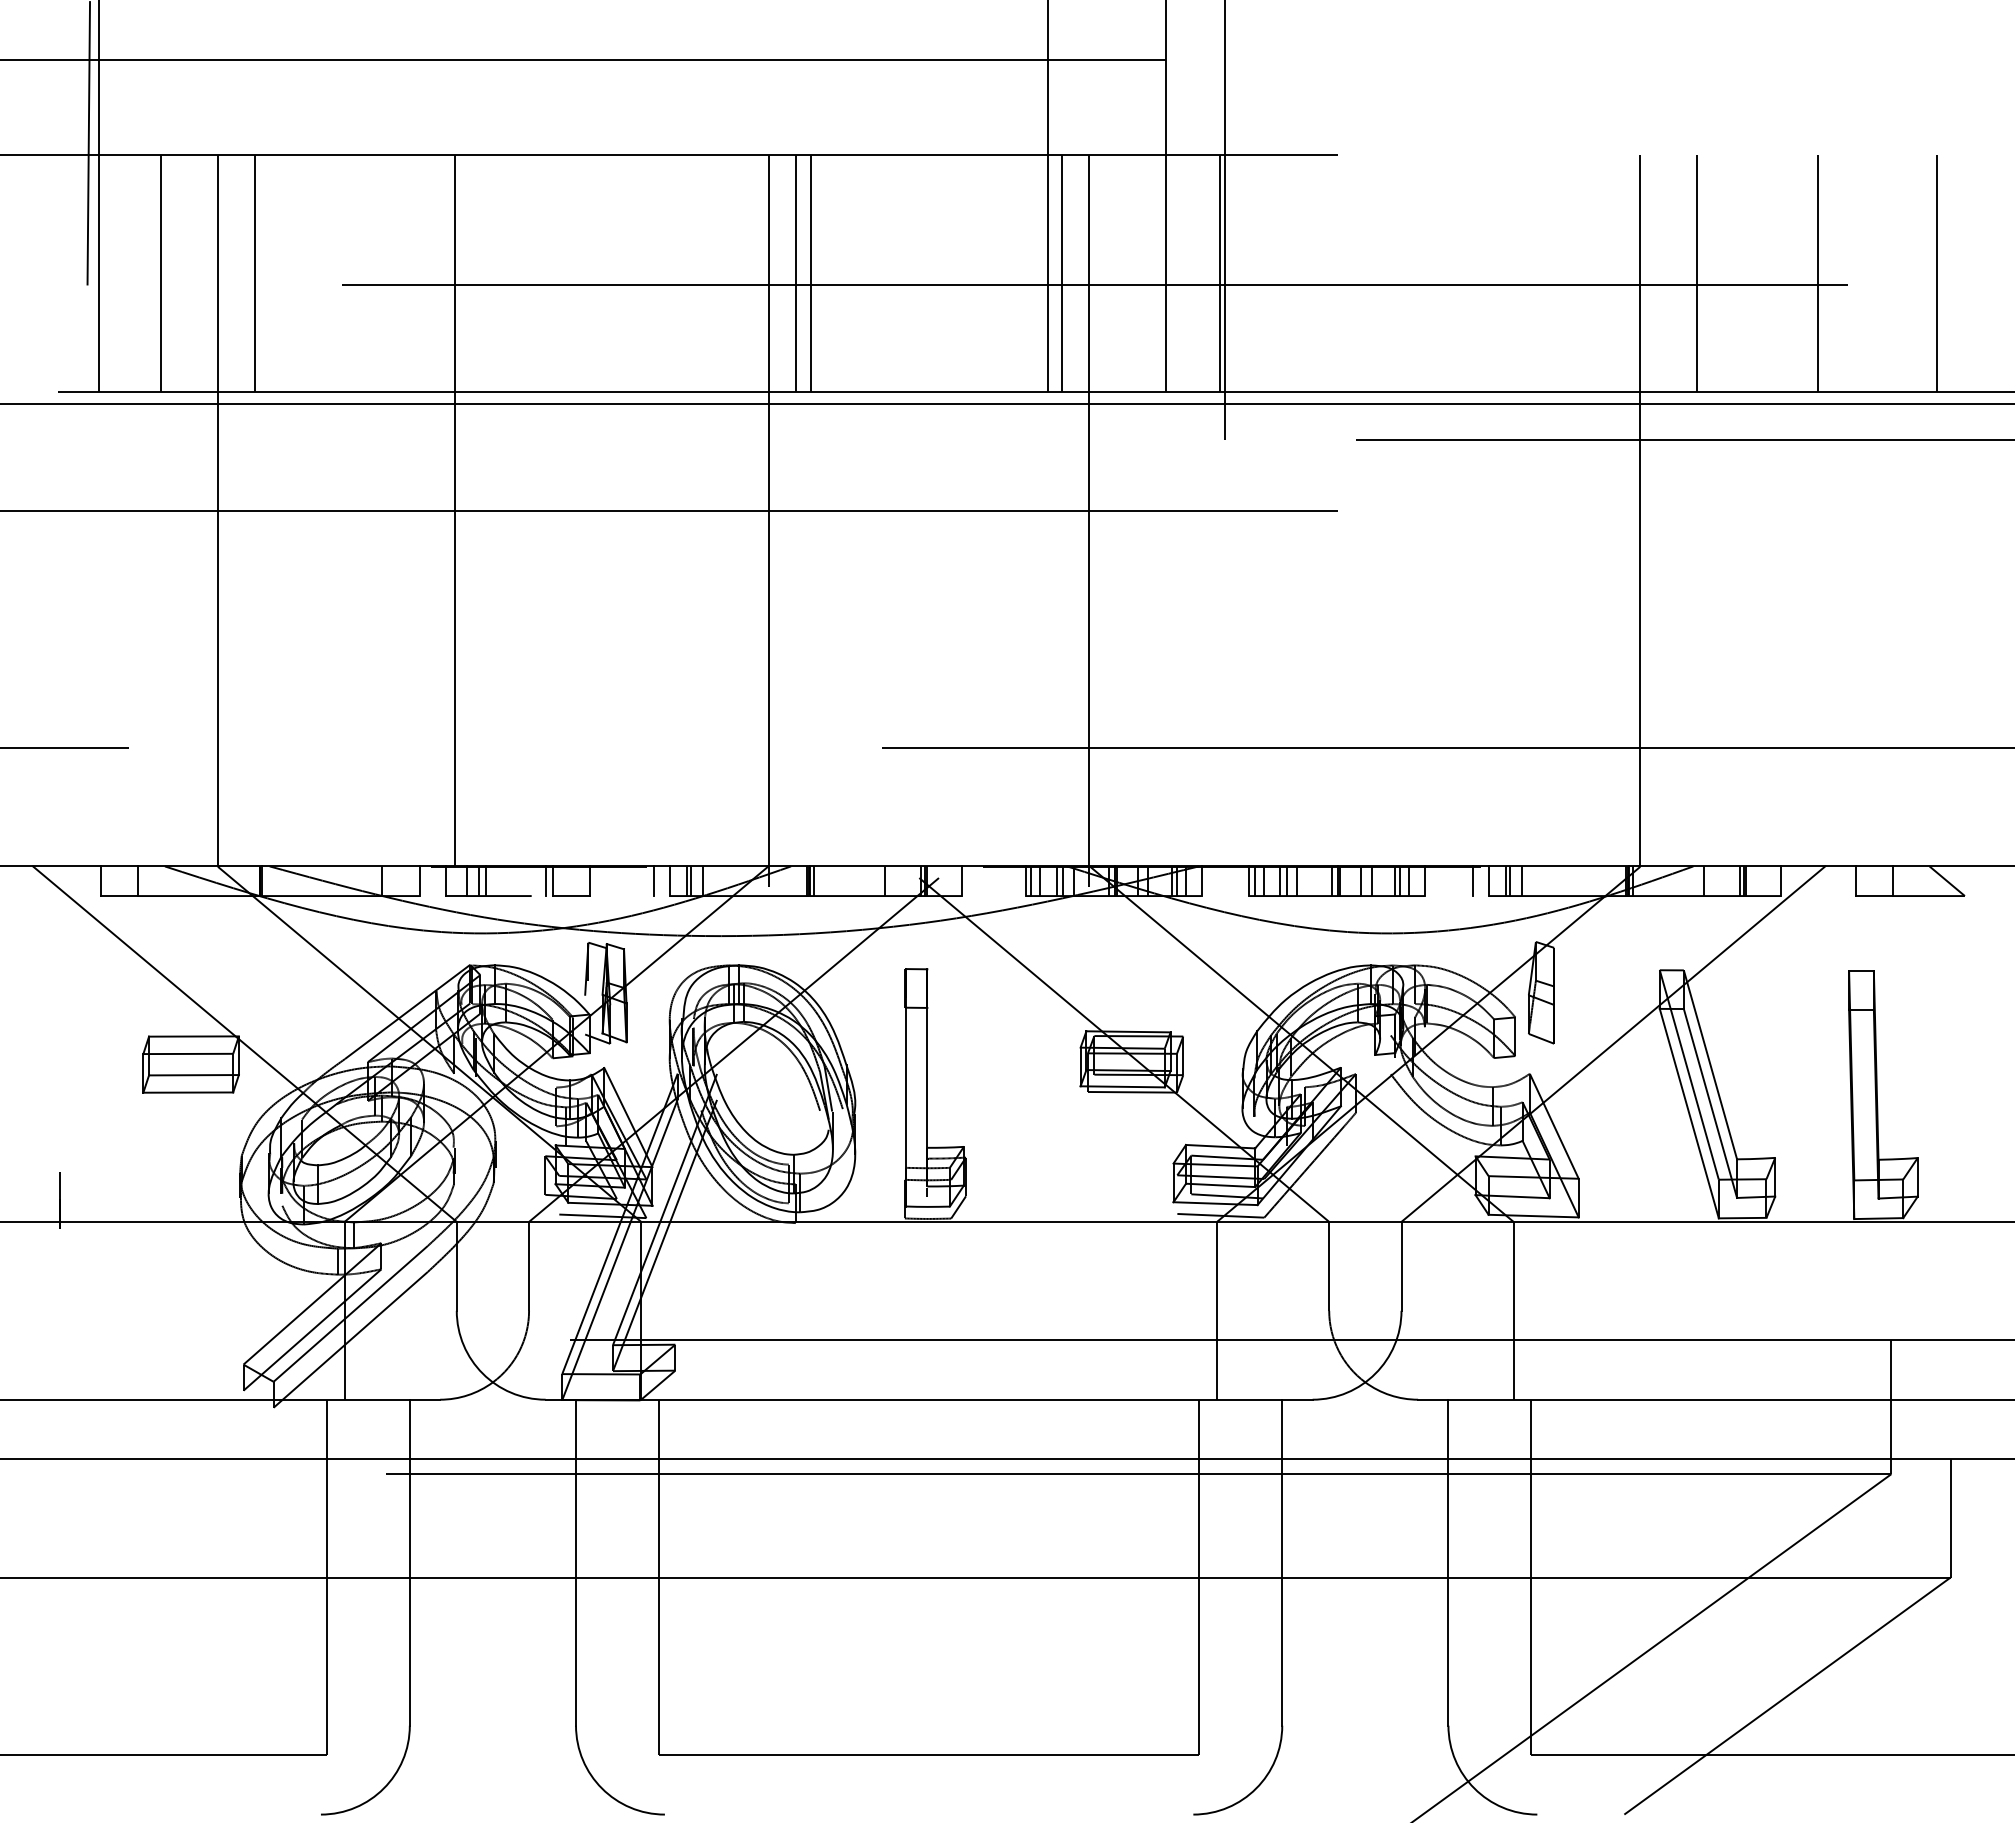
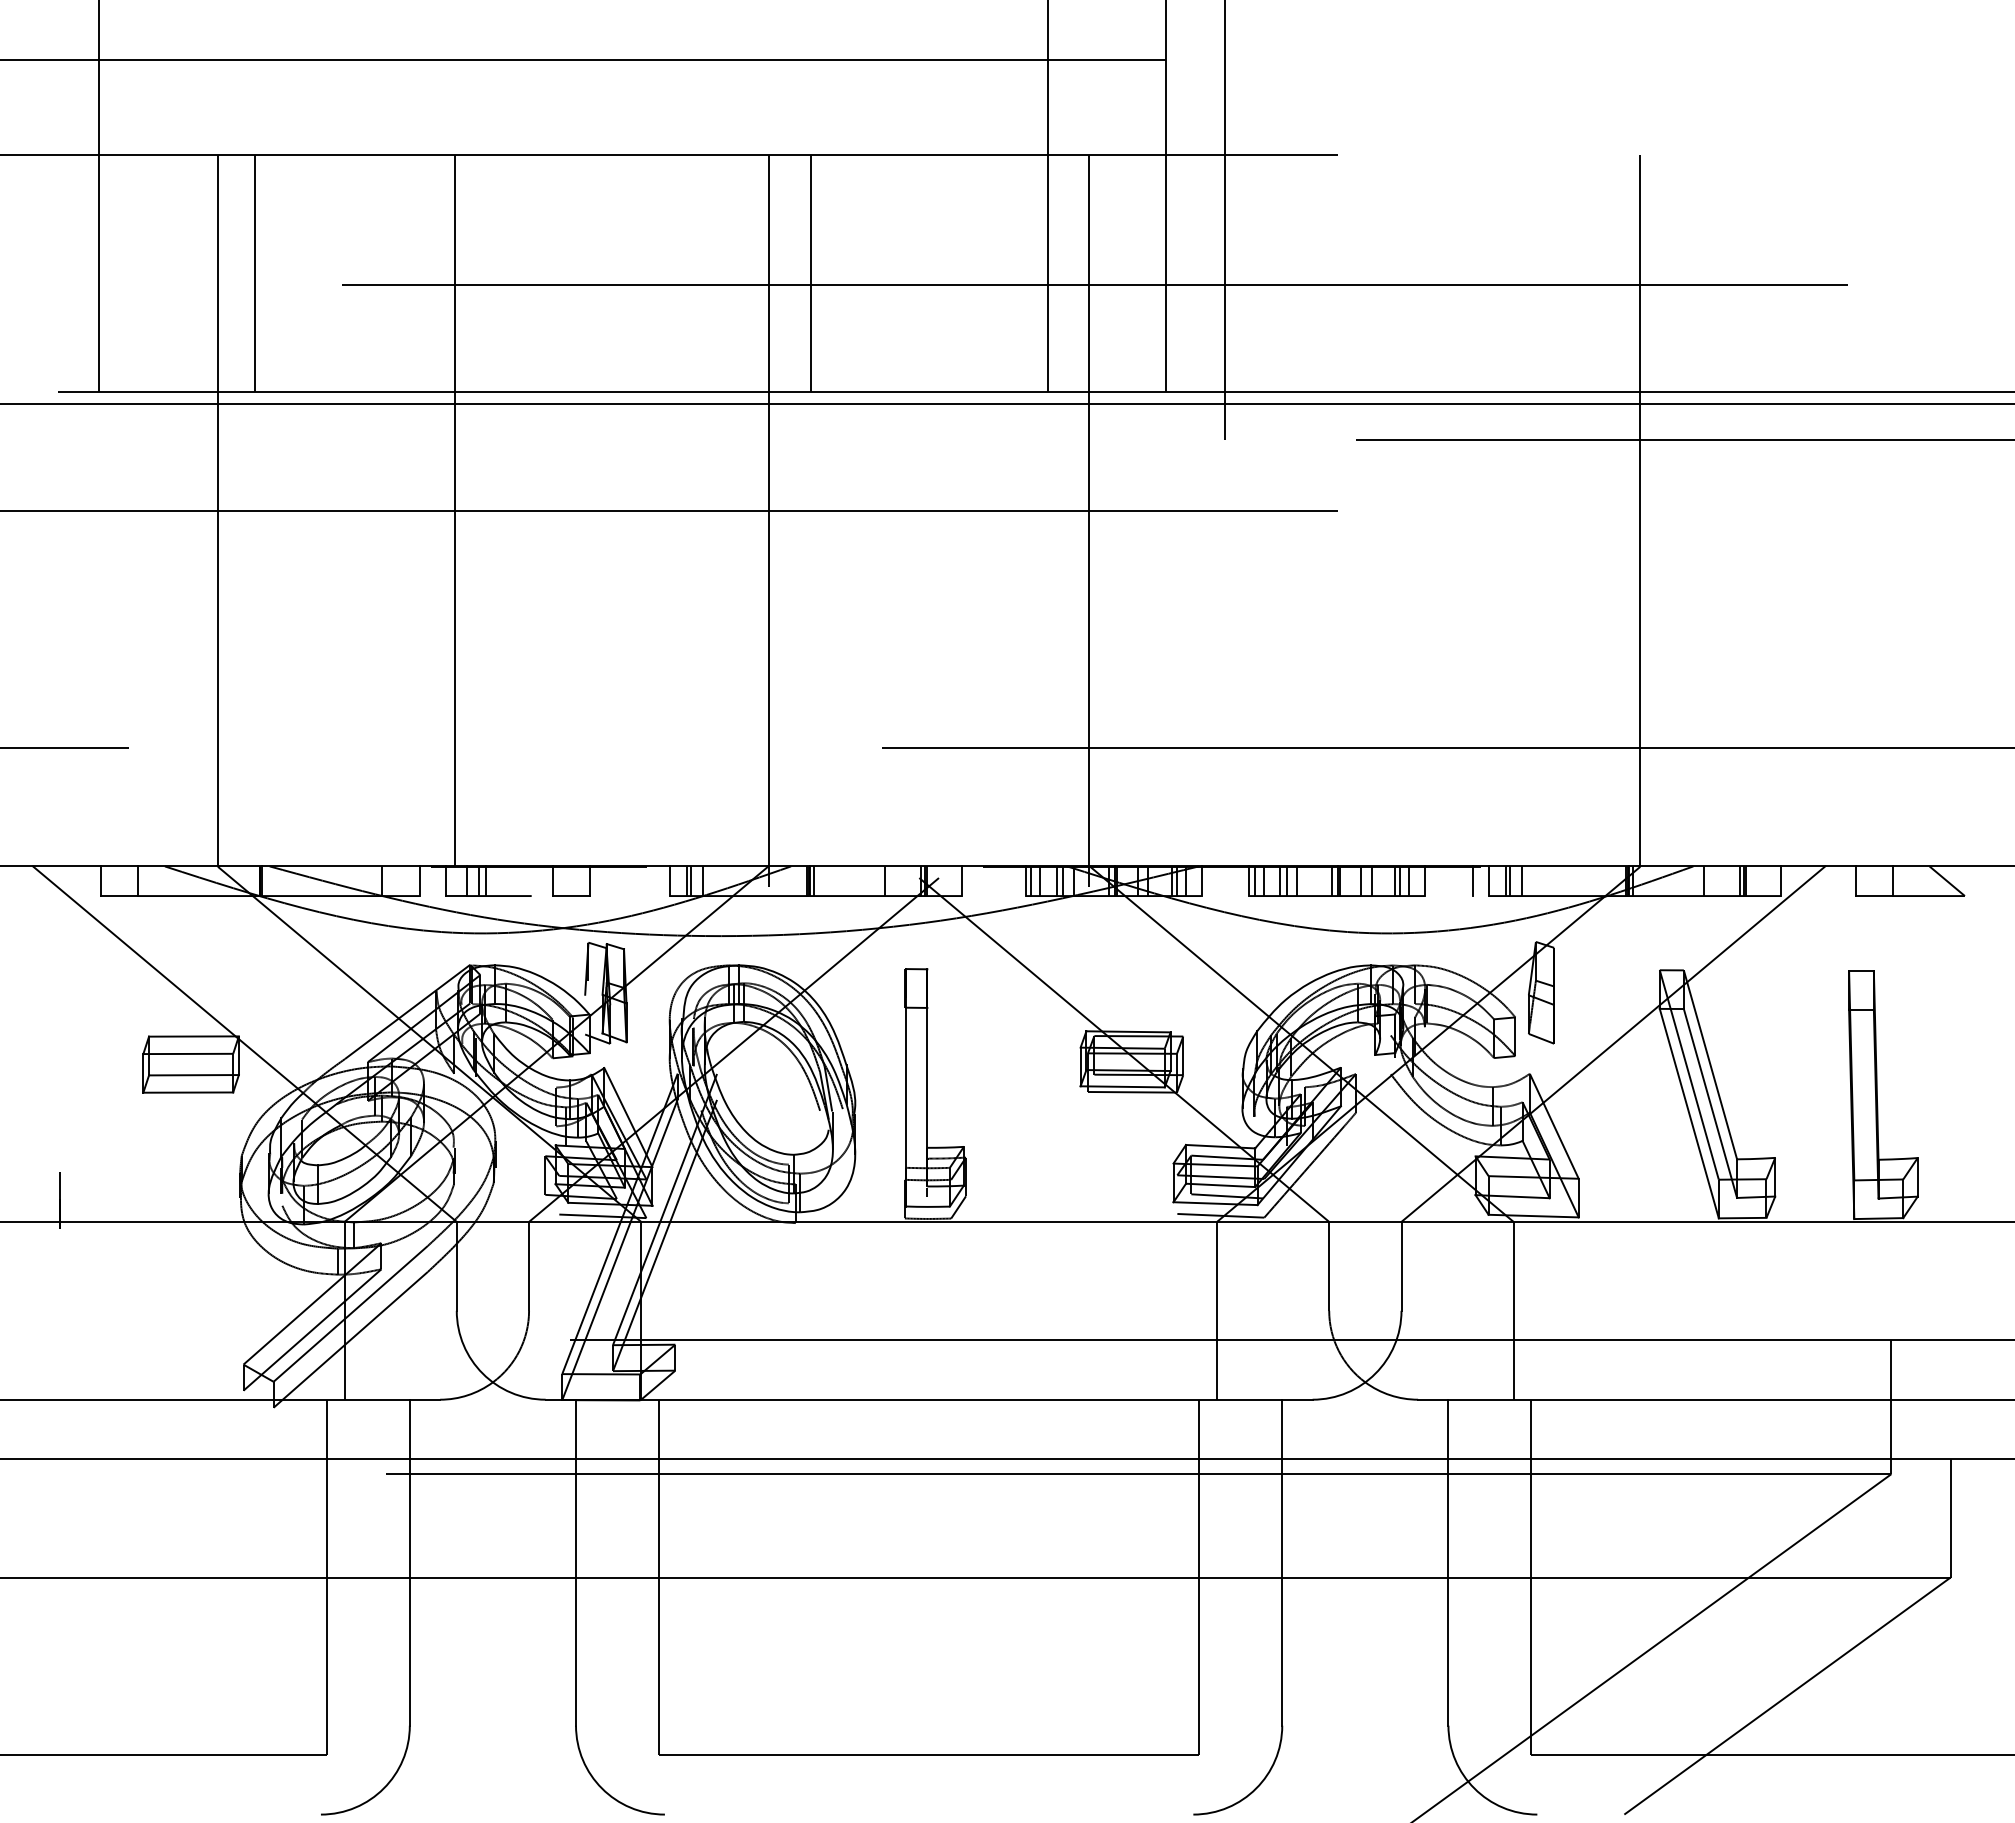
line: present -> none (88, 143)
line: present -> none (160, 273)
line: present -> none (796, 273)
line: present -> none (1061, 273)
line: present -> none (1219, 273)
line: present -> none (1697, 273)
line: present -> none (1818, 273)
line: present -> none (1936, 273)
line: present -> none (546, 881)
line: present -> none (653, 881)
